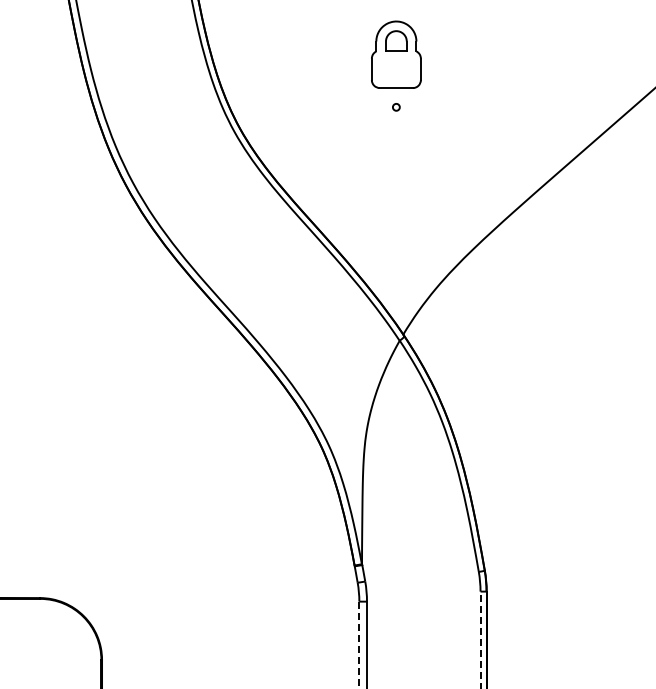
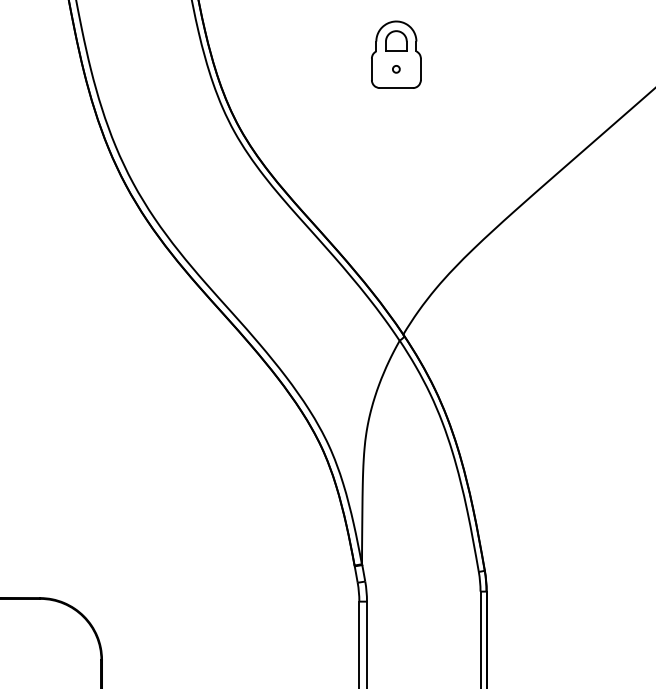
circle position: (396, 107) -> (396, 69) (396, 69)
line: dashed -> solid (480, 639)
line: dashed -> solid (359, 645)
